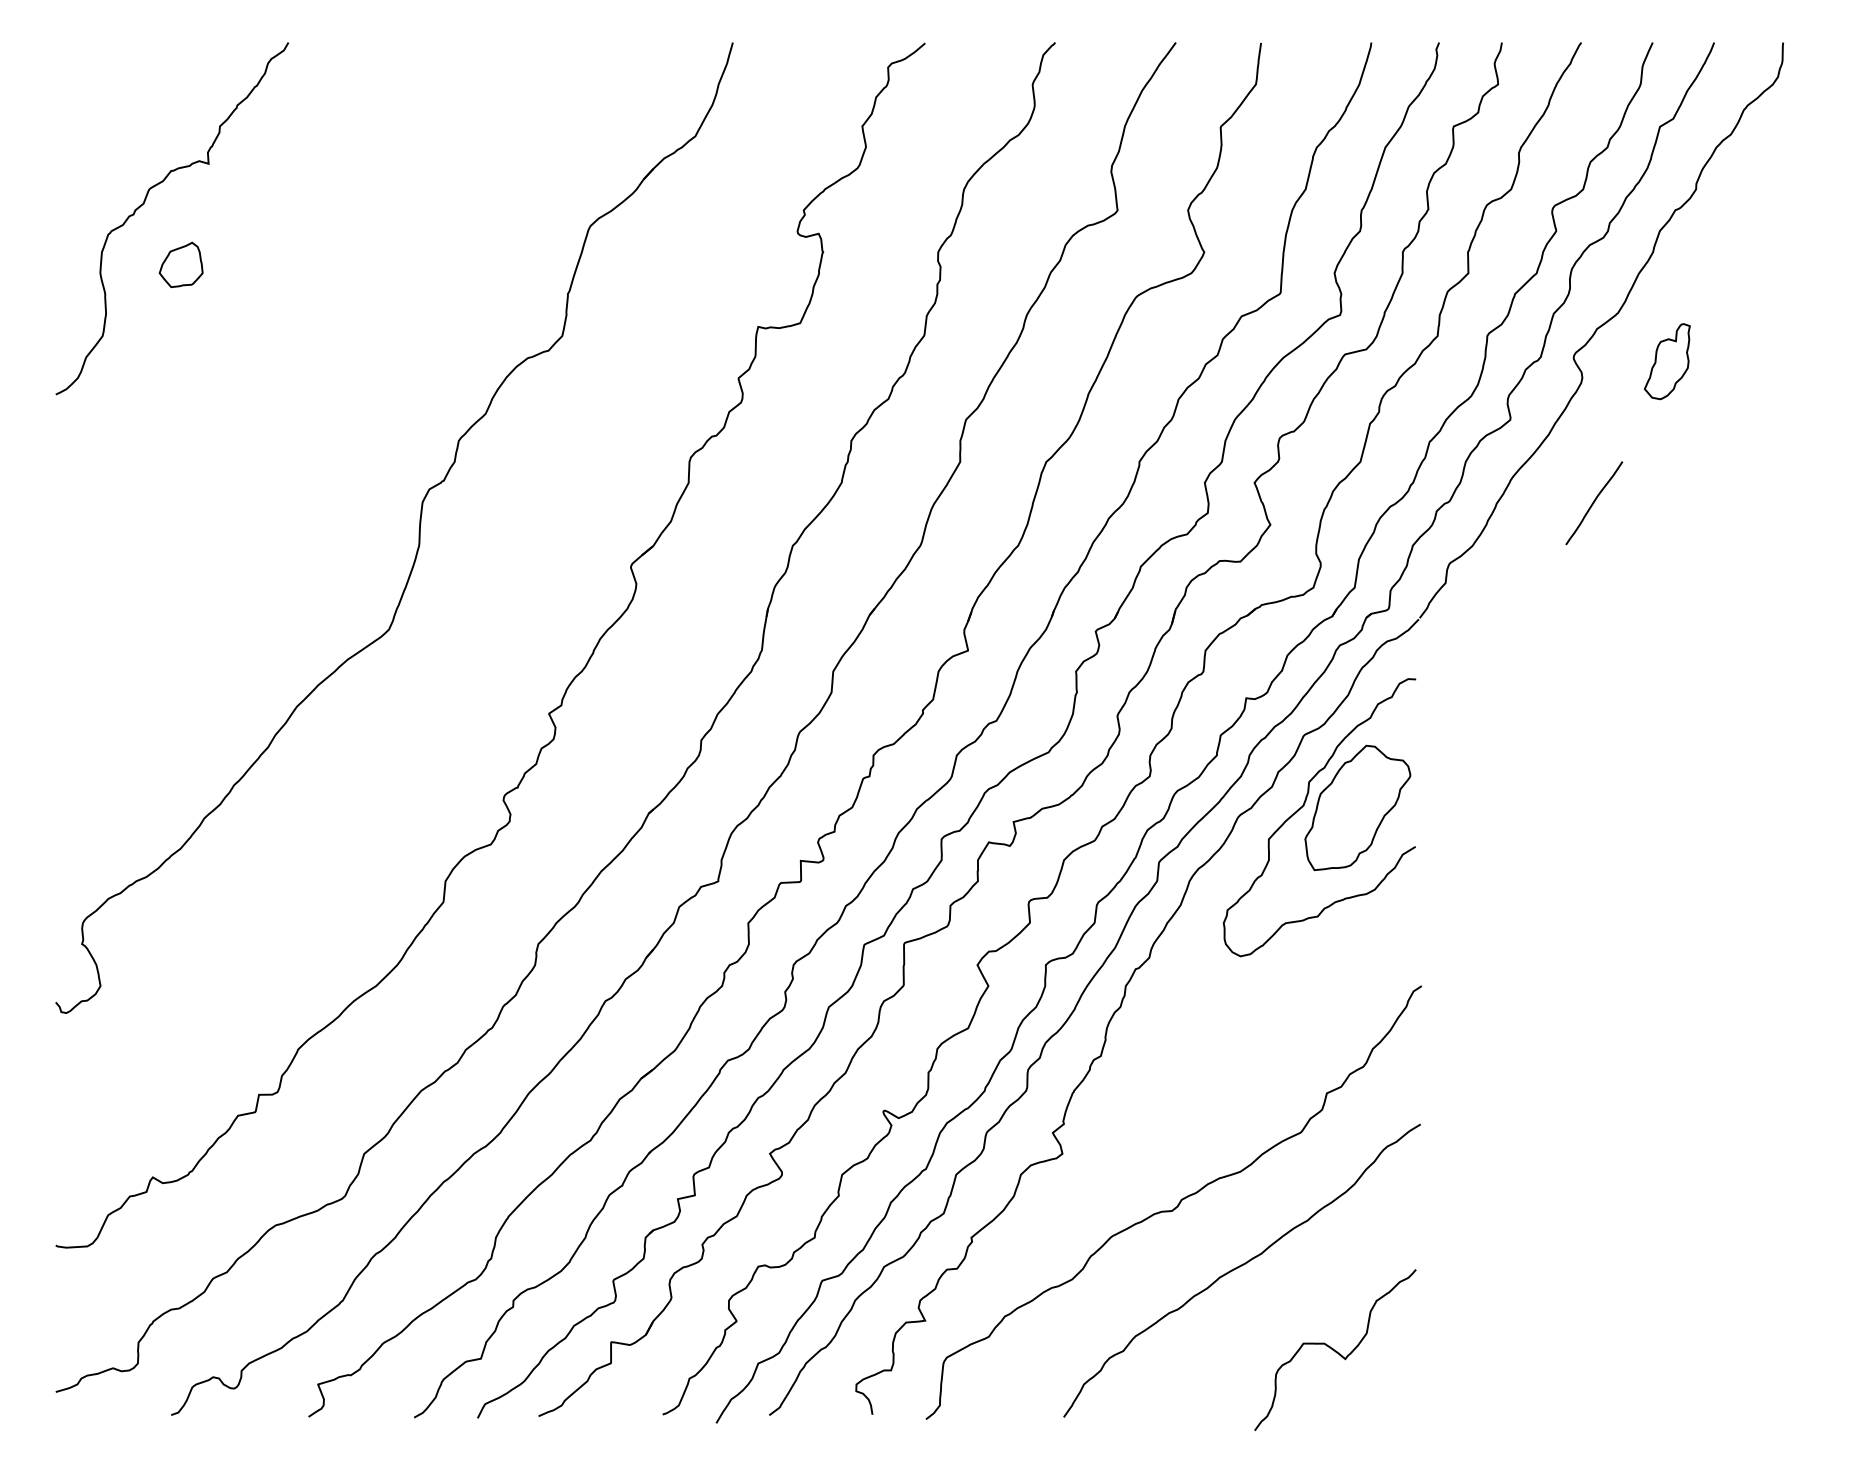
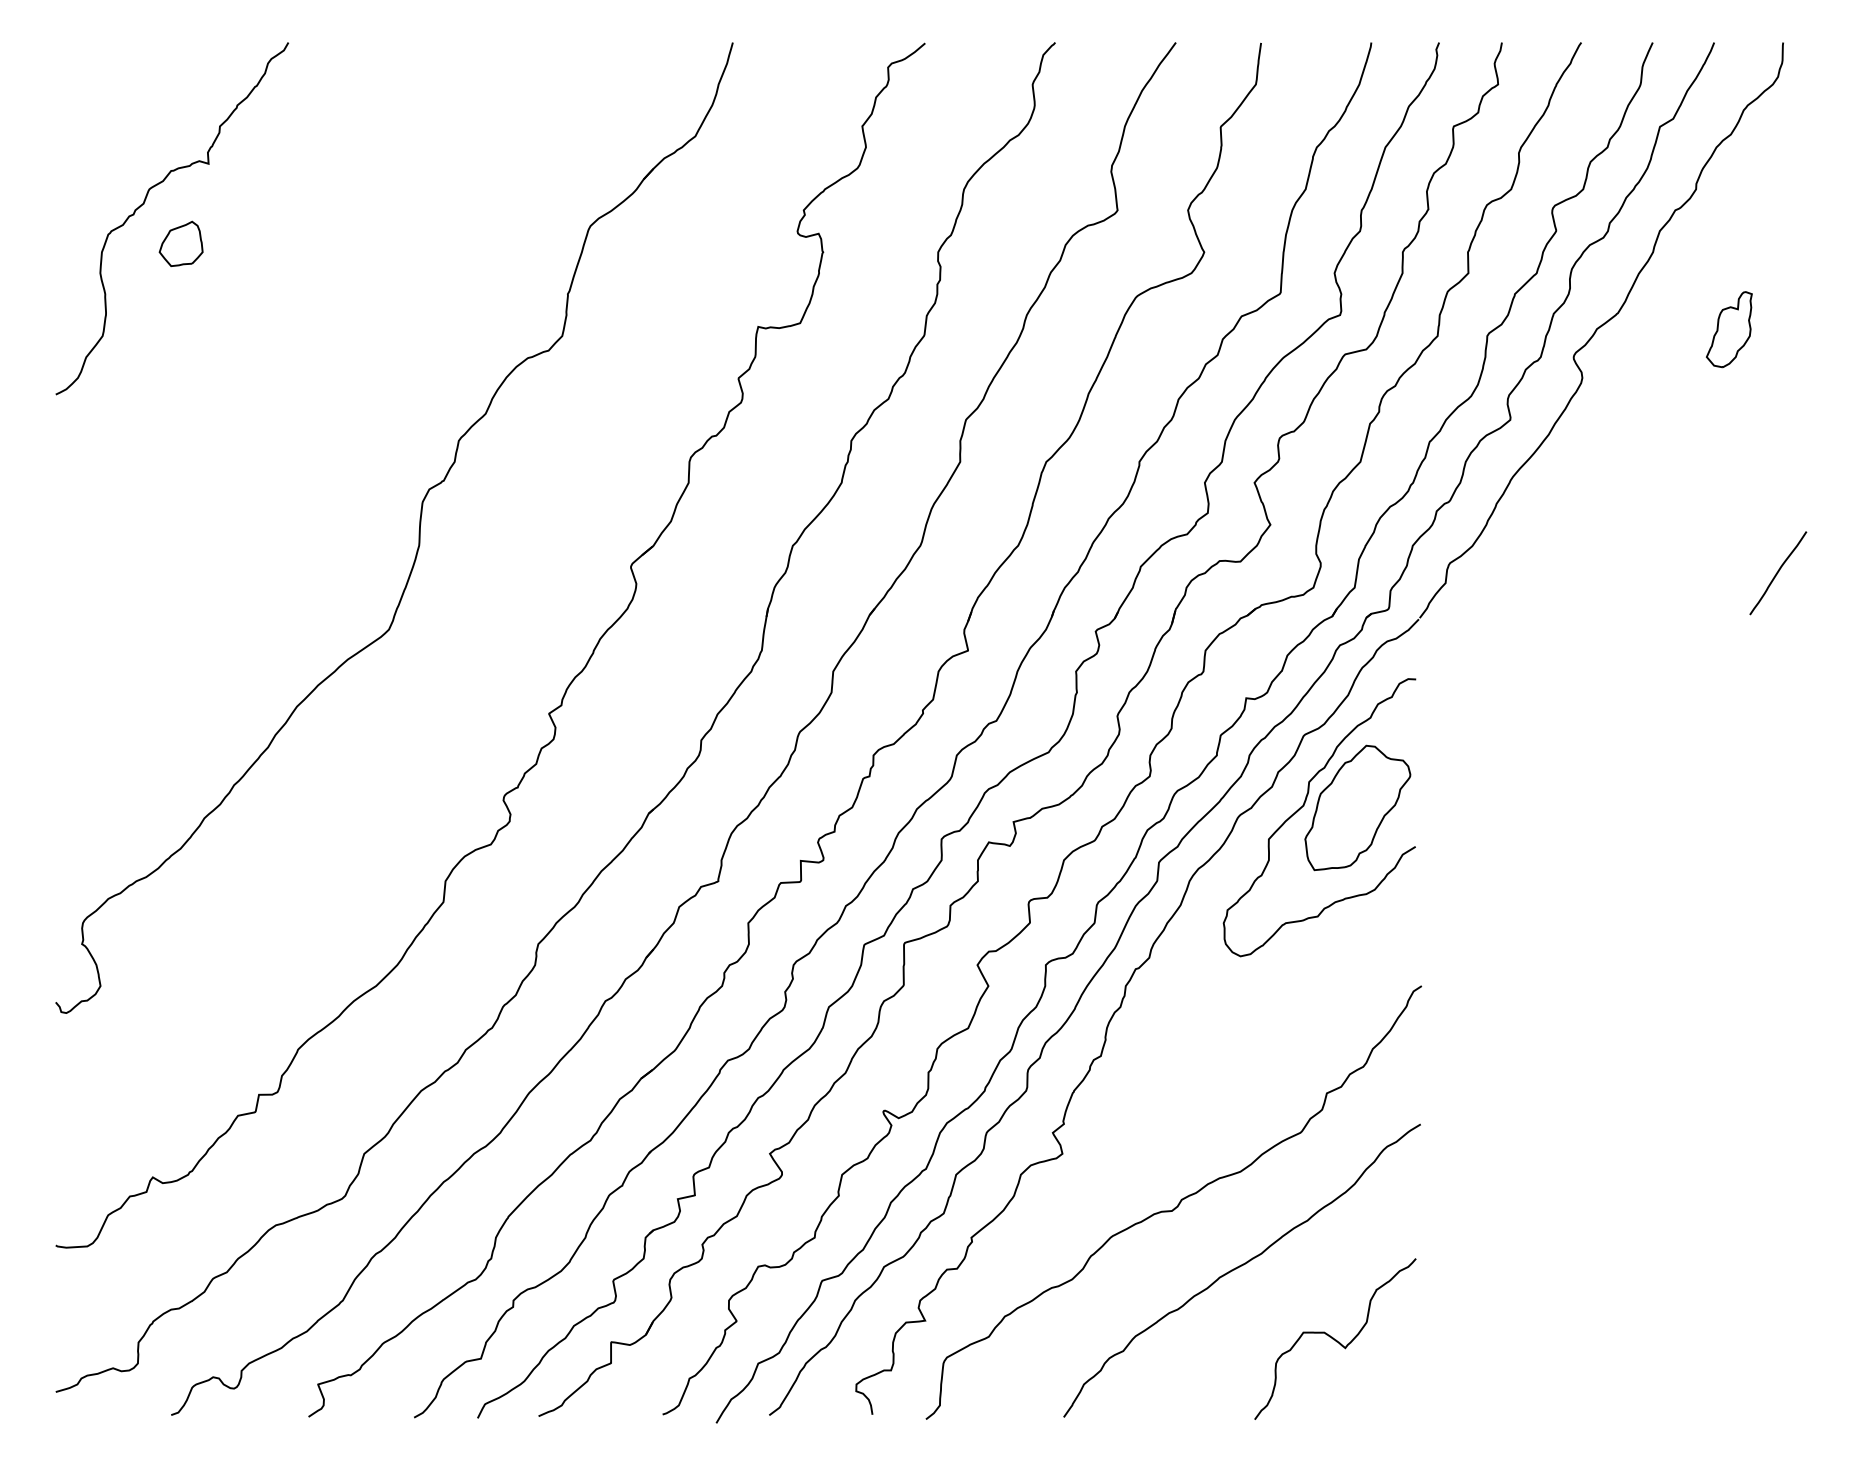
part position: (180, 264) -> (180, 243) (180, 243)
part position: (1667, 361) -> (1729, 329) (1729, 329)
curve position: (1594, 503) -> (1778, 573) (1778, 573)
curve position: (1334, 1349) -> (1334, 1338) (1334, 1338)
